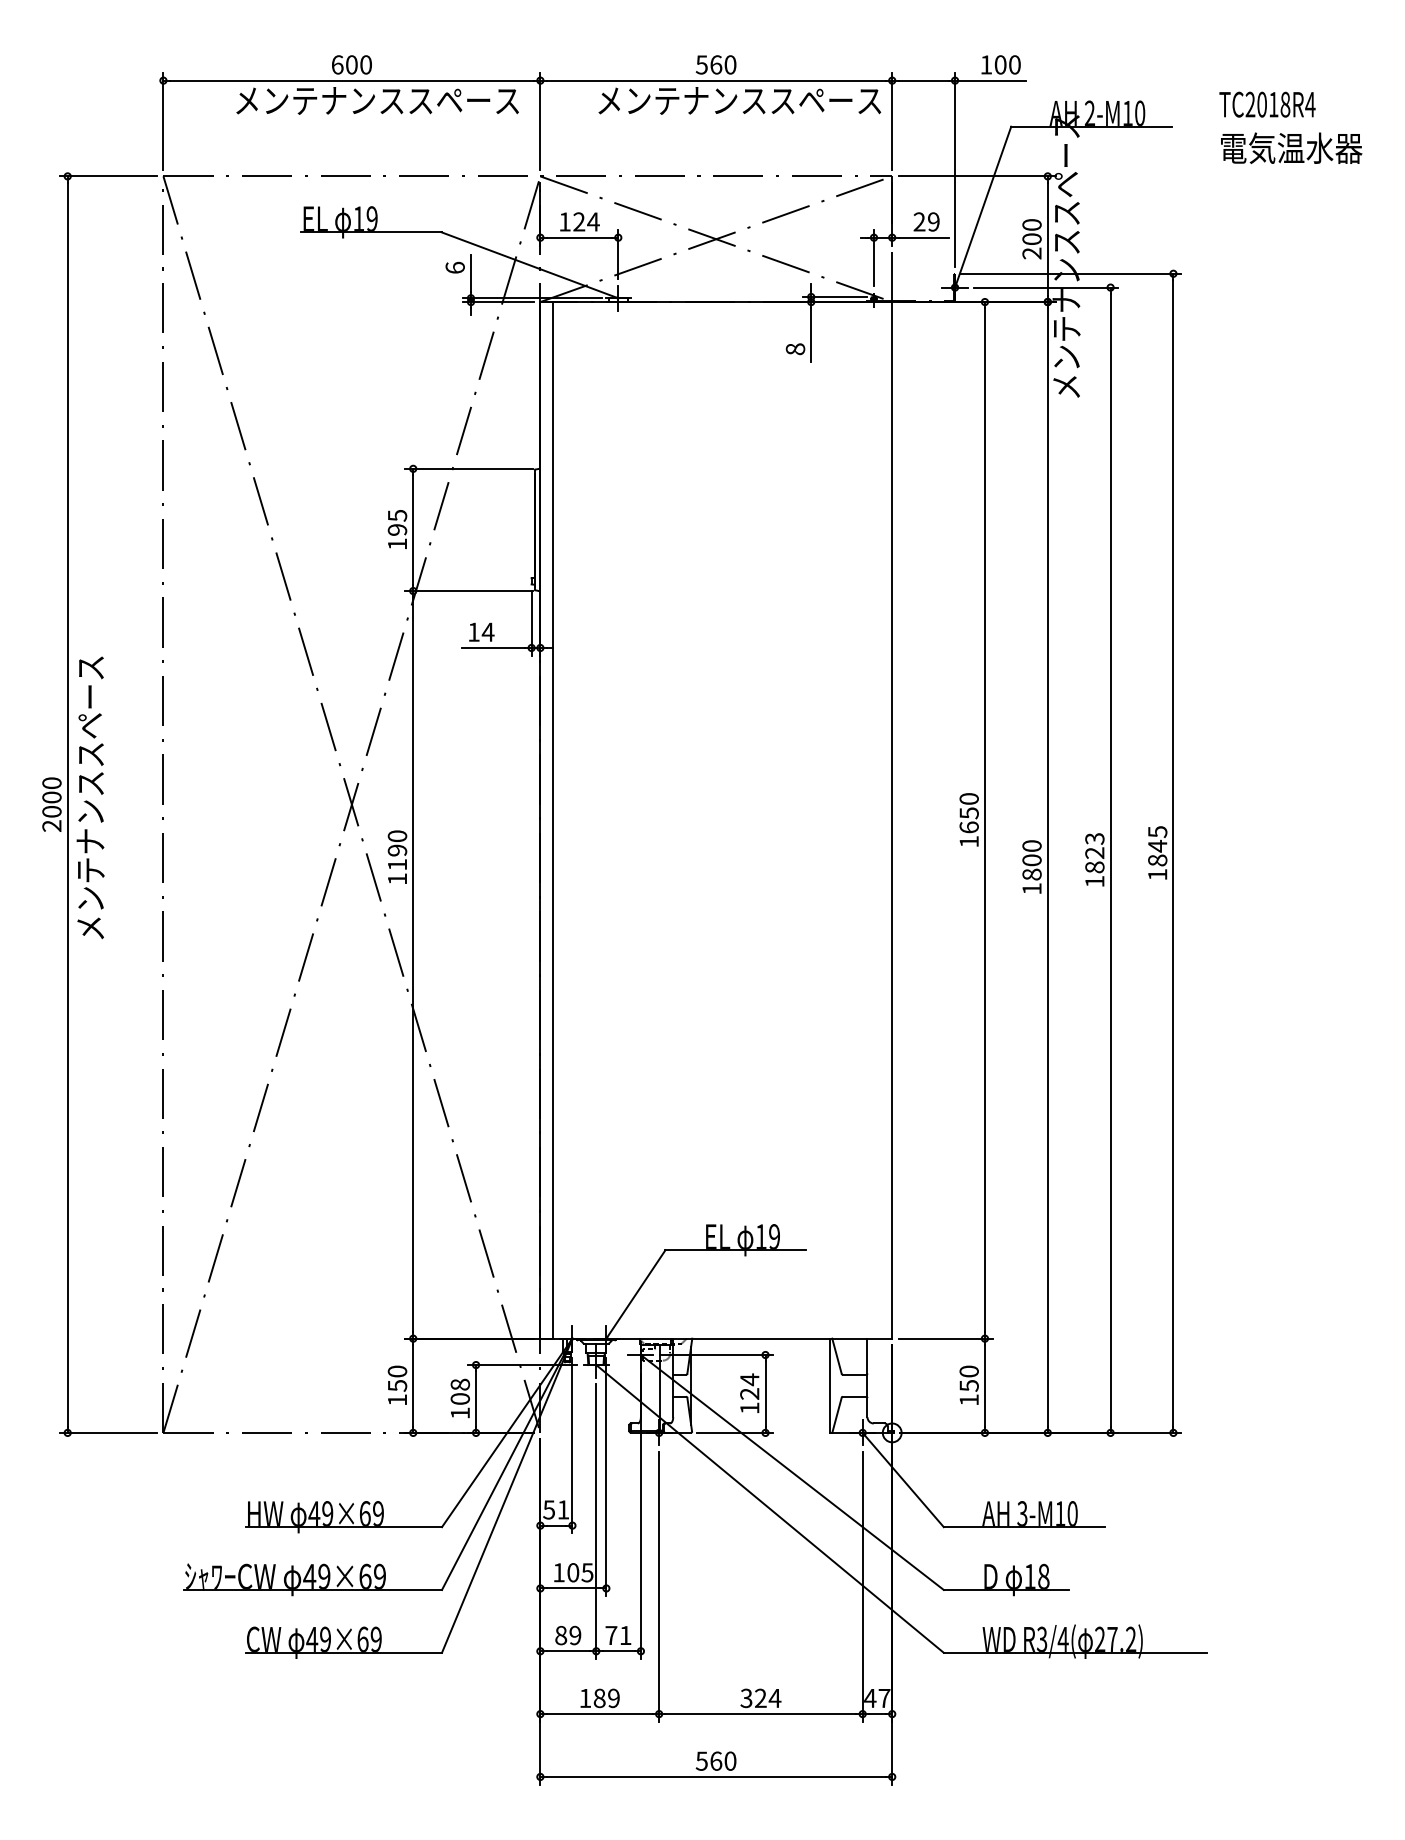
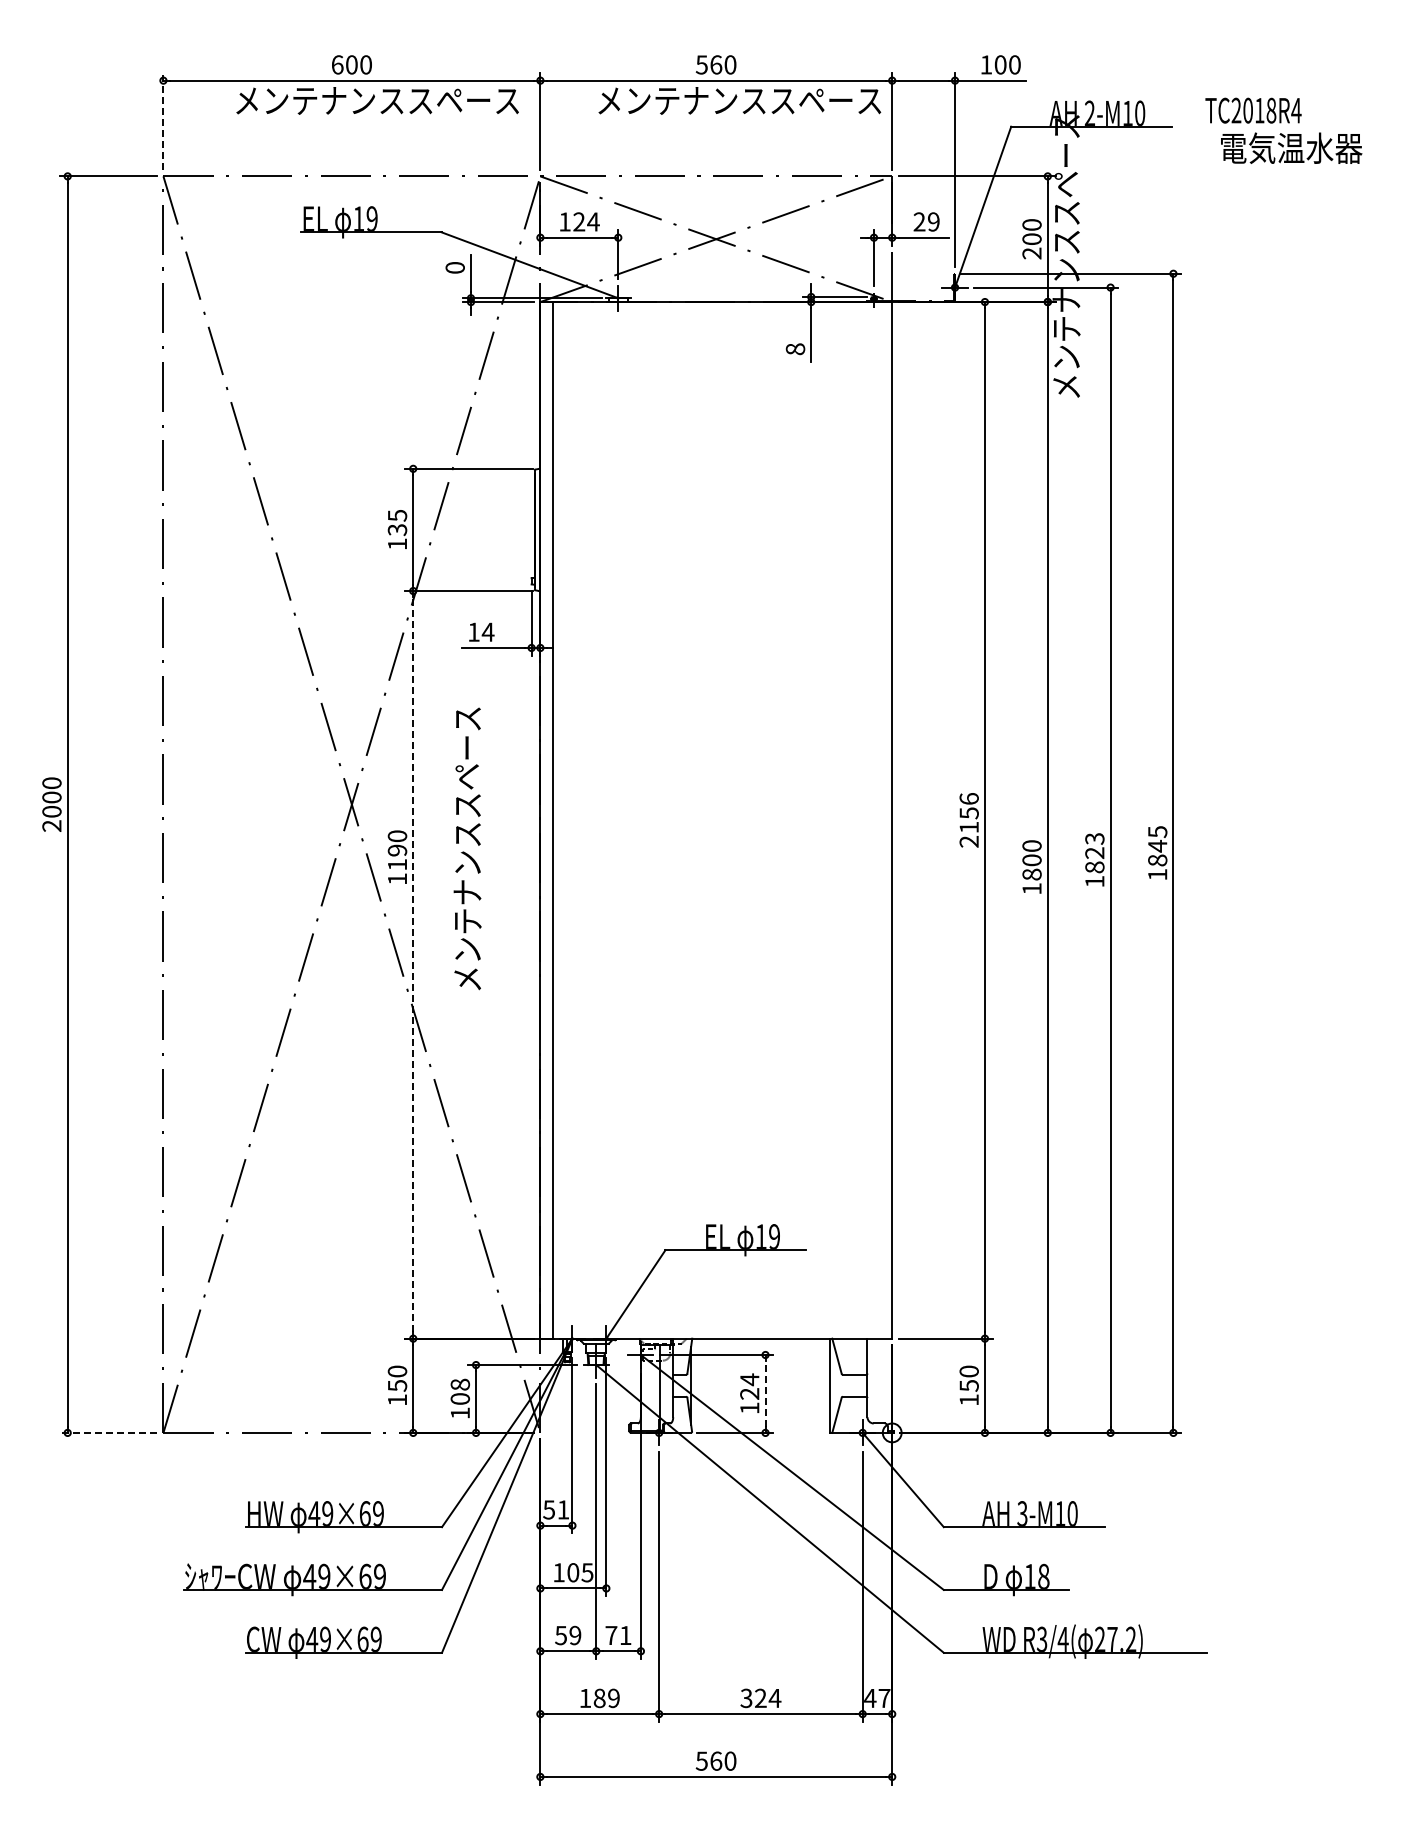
text position: (1267, 104) -> (1253, 110) (1253, 110)
line: solid -> dashed (163, 121)
text: 6 -> 0 (454, 267)
text: 195 -> 135 (397, 530)
text position: (90, 797) -> (467, 848) (467, 848)
text: 1650 -> 2156 (968, 820)
line: solid -> dashed (413, 964)
line: solid -> dashed (765, 1393)
line: solid -> dashed (108, 1432)
text: 89 -> 59 (561, 1635)
